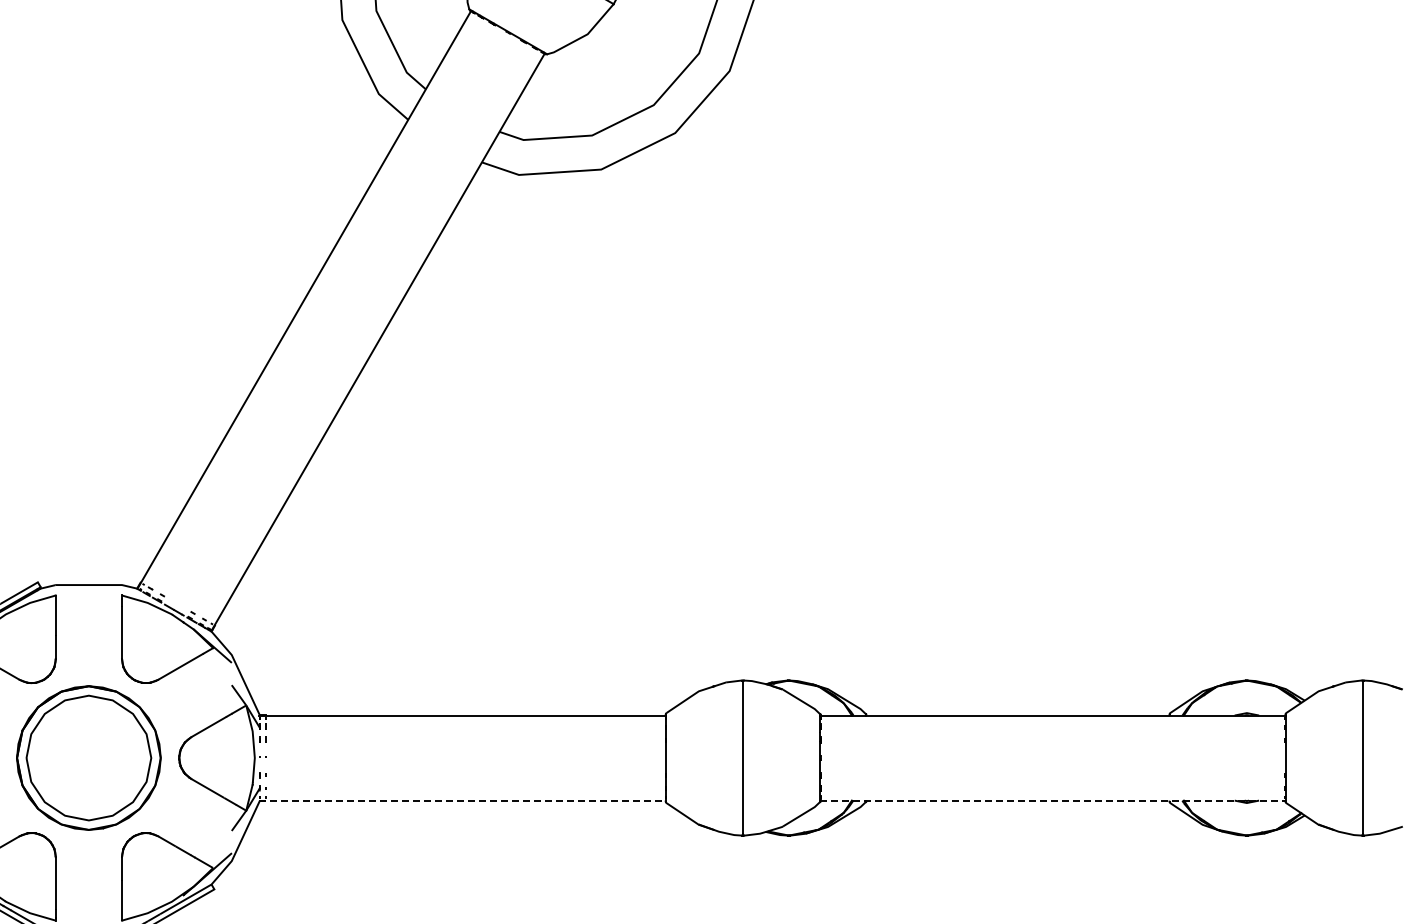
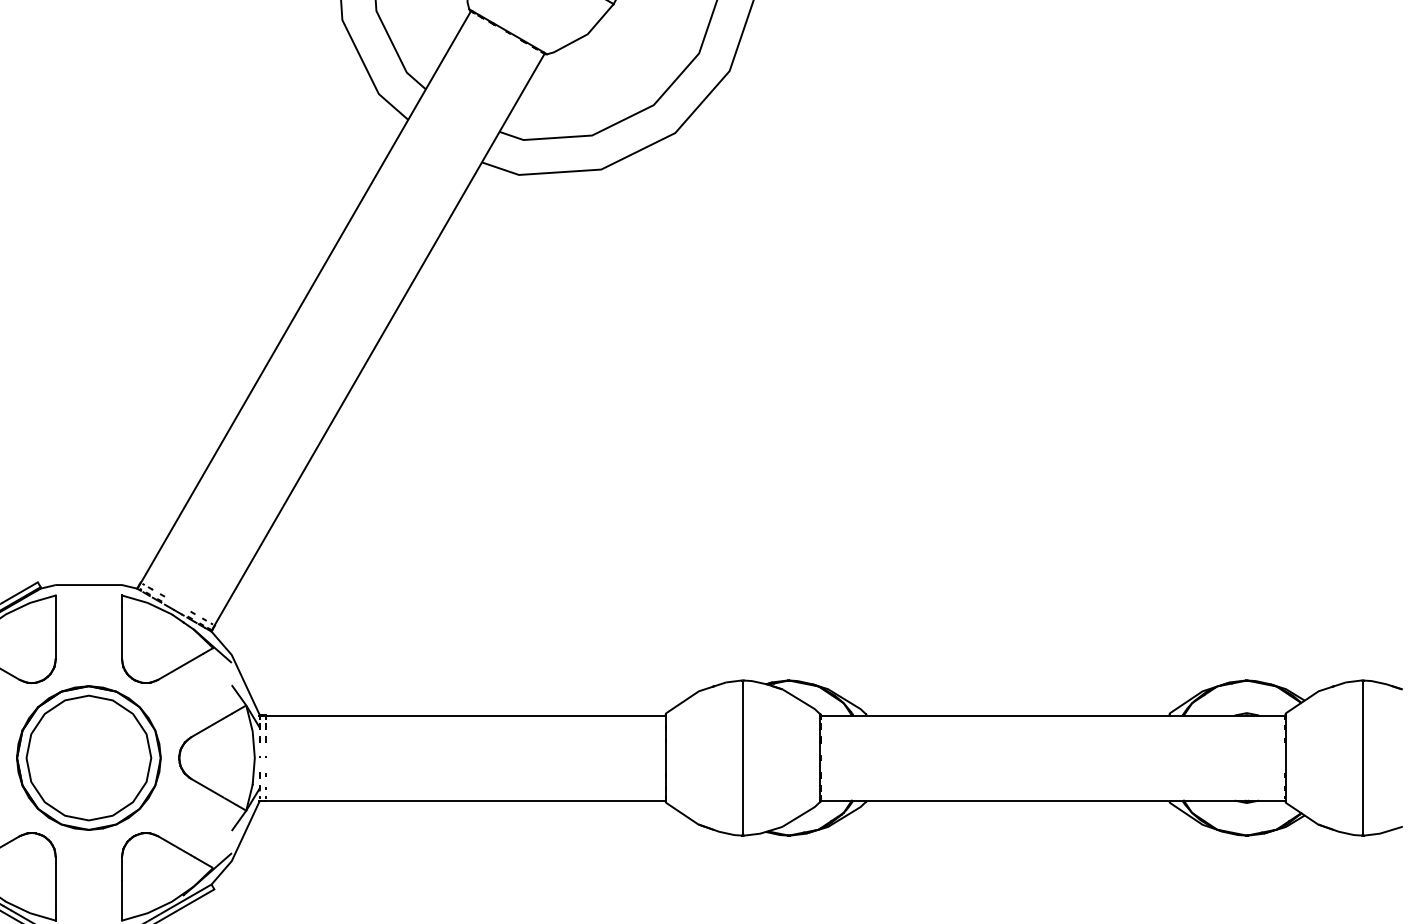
line: dashed -> solid (463, 800)
line: dashed -> solid (1052, 800)
